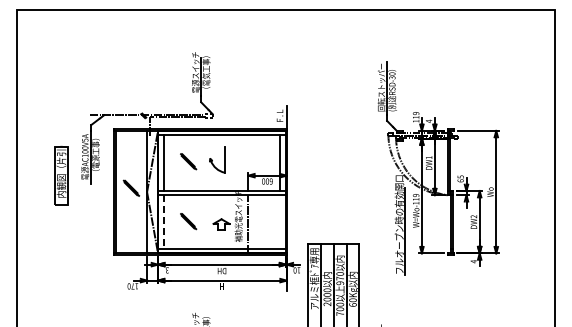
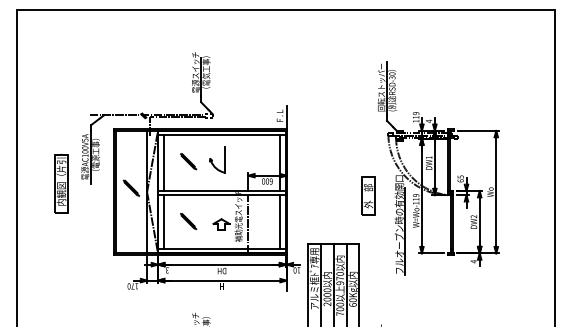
part position: (61, 175) -> (61, 183) (61, 183)
part: none -> present (368, 195)
line: none -> present (279, 221)
line: dashed -> solid (164, 222)
